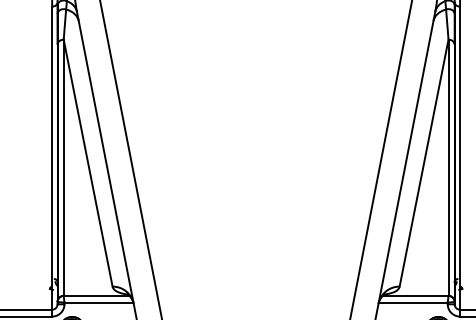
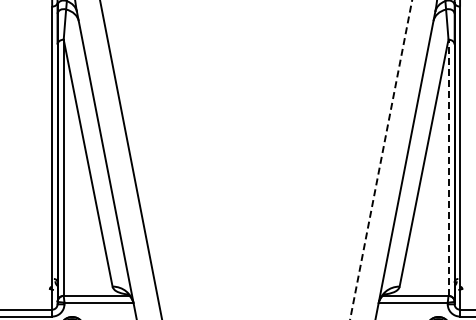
line: solid -> dashed (381, 160)
line: solid -> dashed (448, 167)
